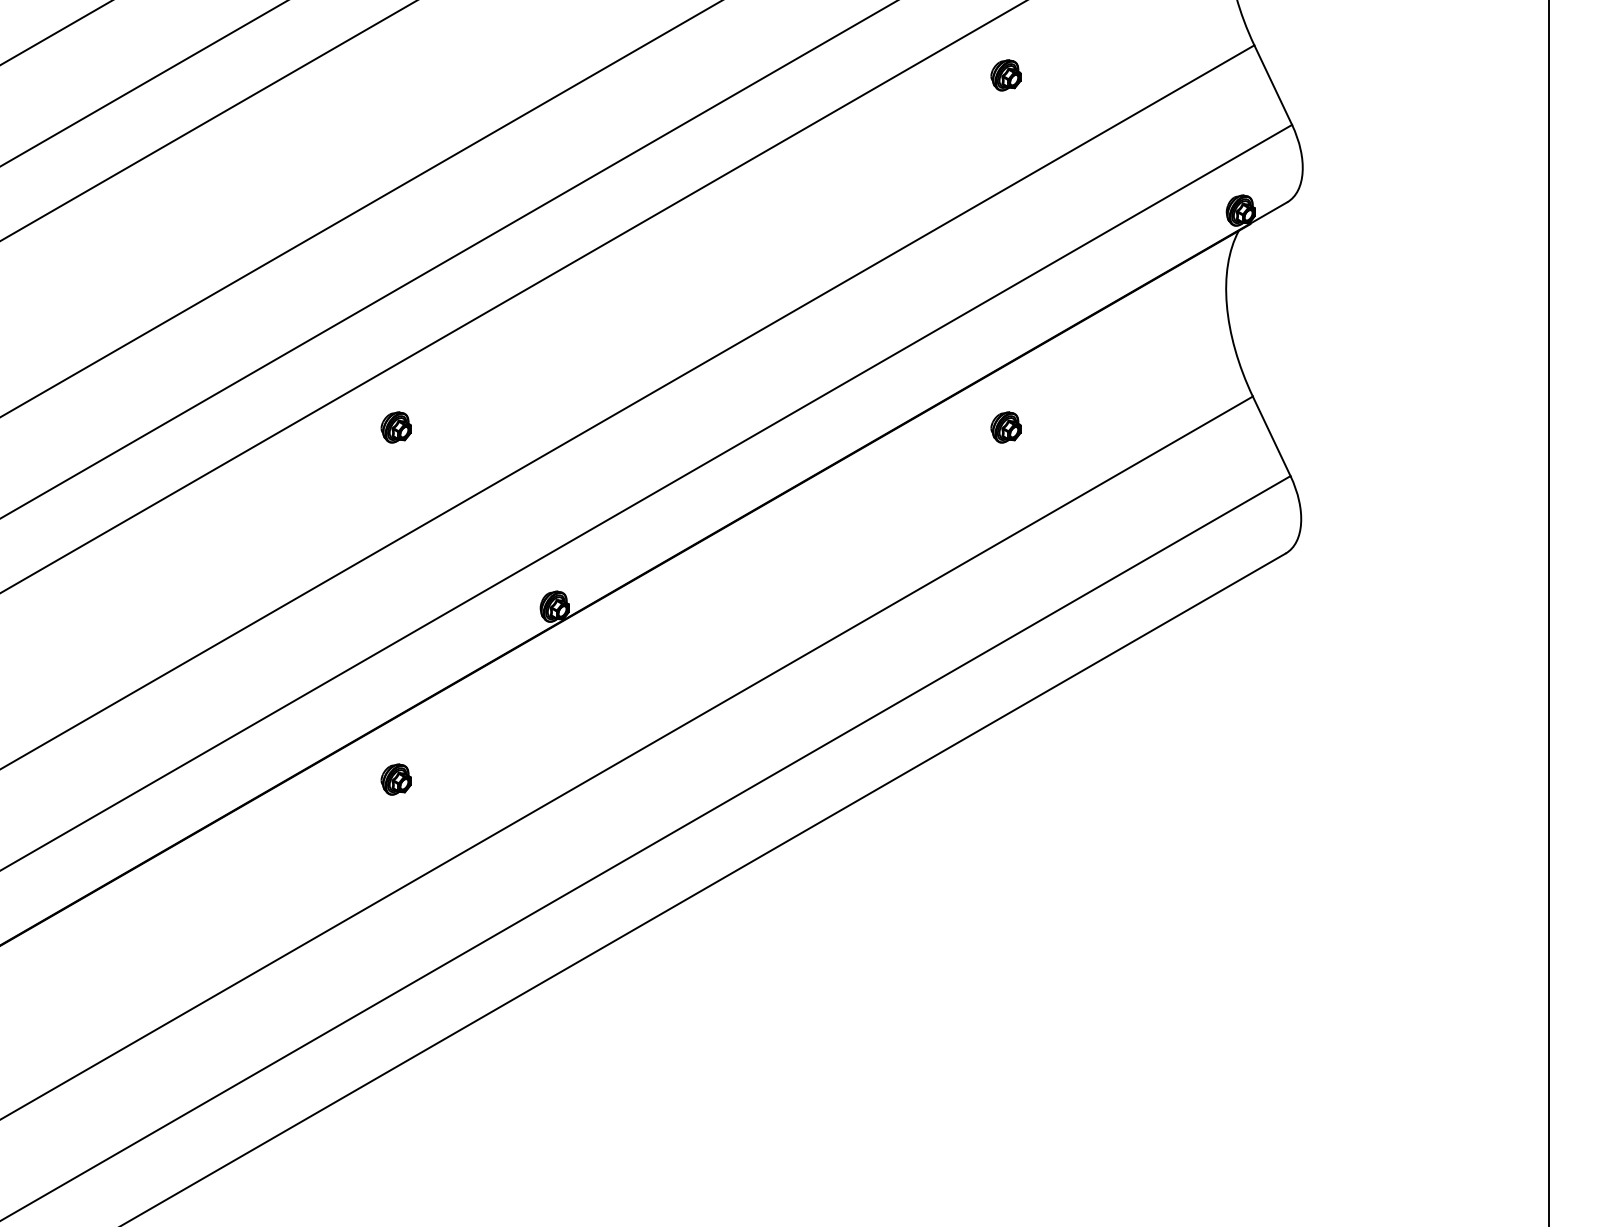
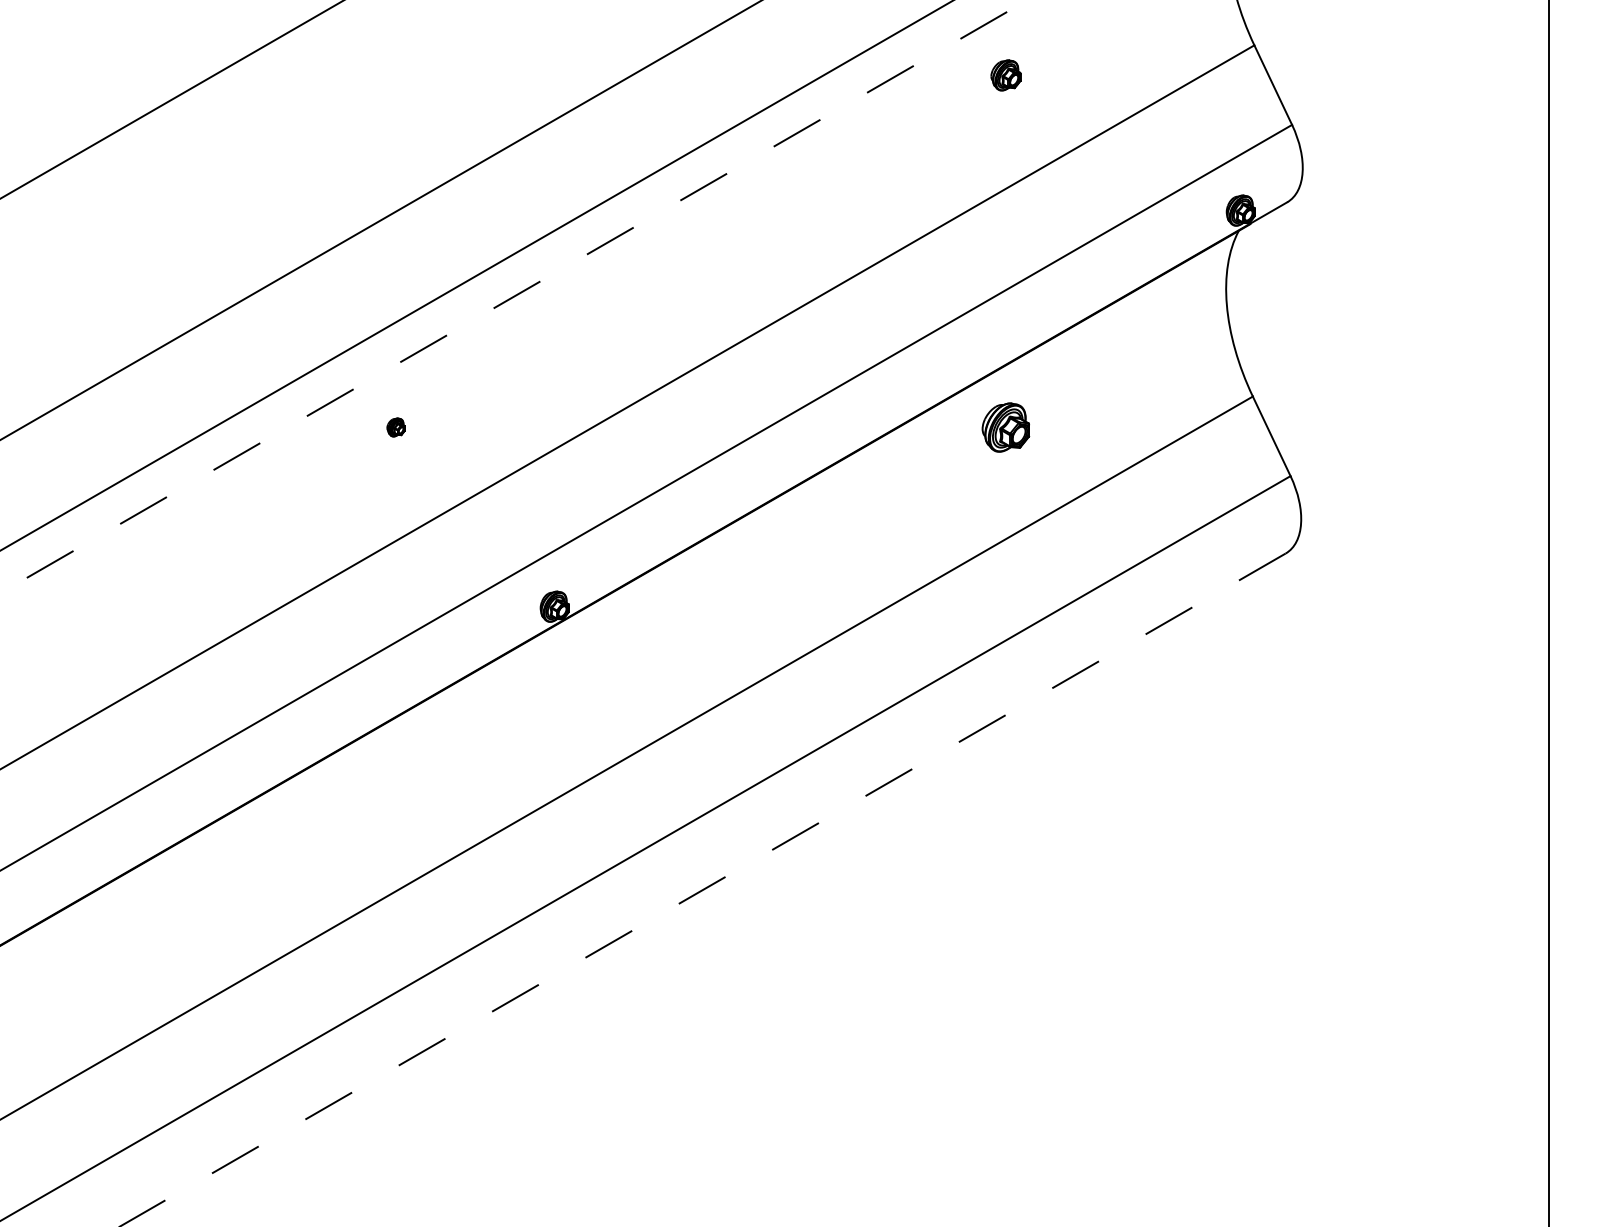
line: present -> none (55, 32)
line: present -> none (143, 83)
line position: (208, 120) -> (171, 99) (171, 99)
line position: (360, 208) -> (380, 220) (380, 220)
line position: (448, 259) -> (476, 275) (476, 275)
line: solid -> dashed (513, 296)
part size: 32x33 px -> 20x21 px (395, 427)
part size: 32x33 px -> 50x51 px (1005, 427)
part: present -> none (395, 779)
line: solid -> dashed (702, 890)
